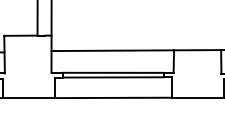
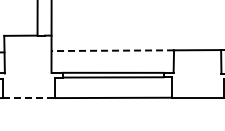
line: solid -> dashed (112, 50)
line: solid -> dashed (28, 98)
